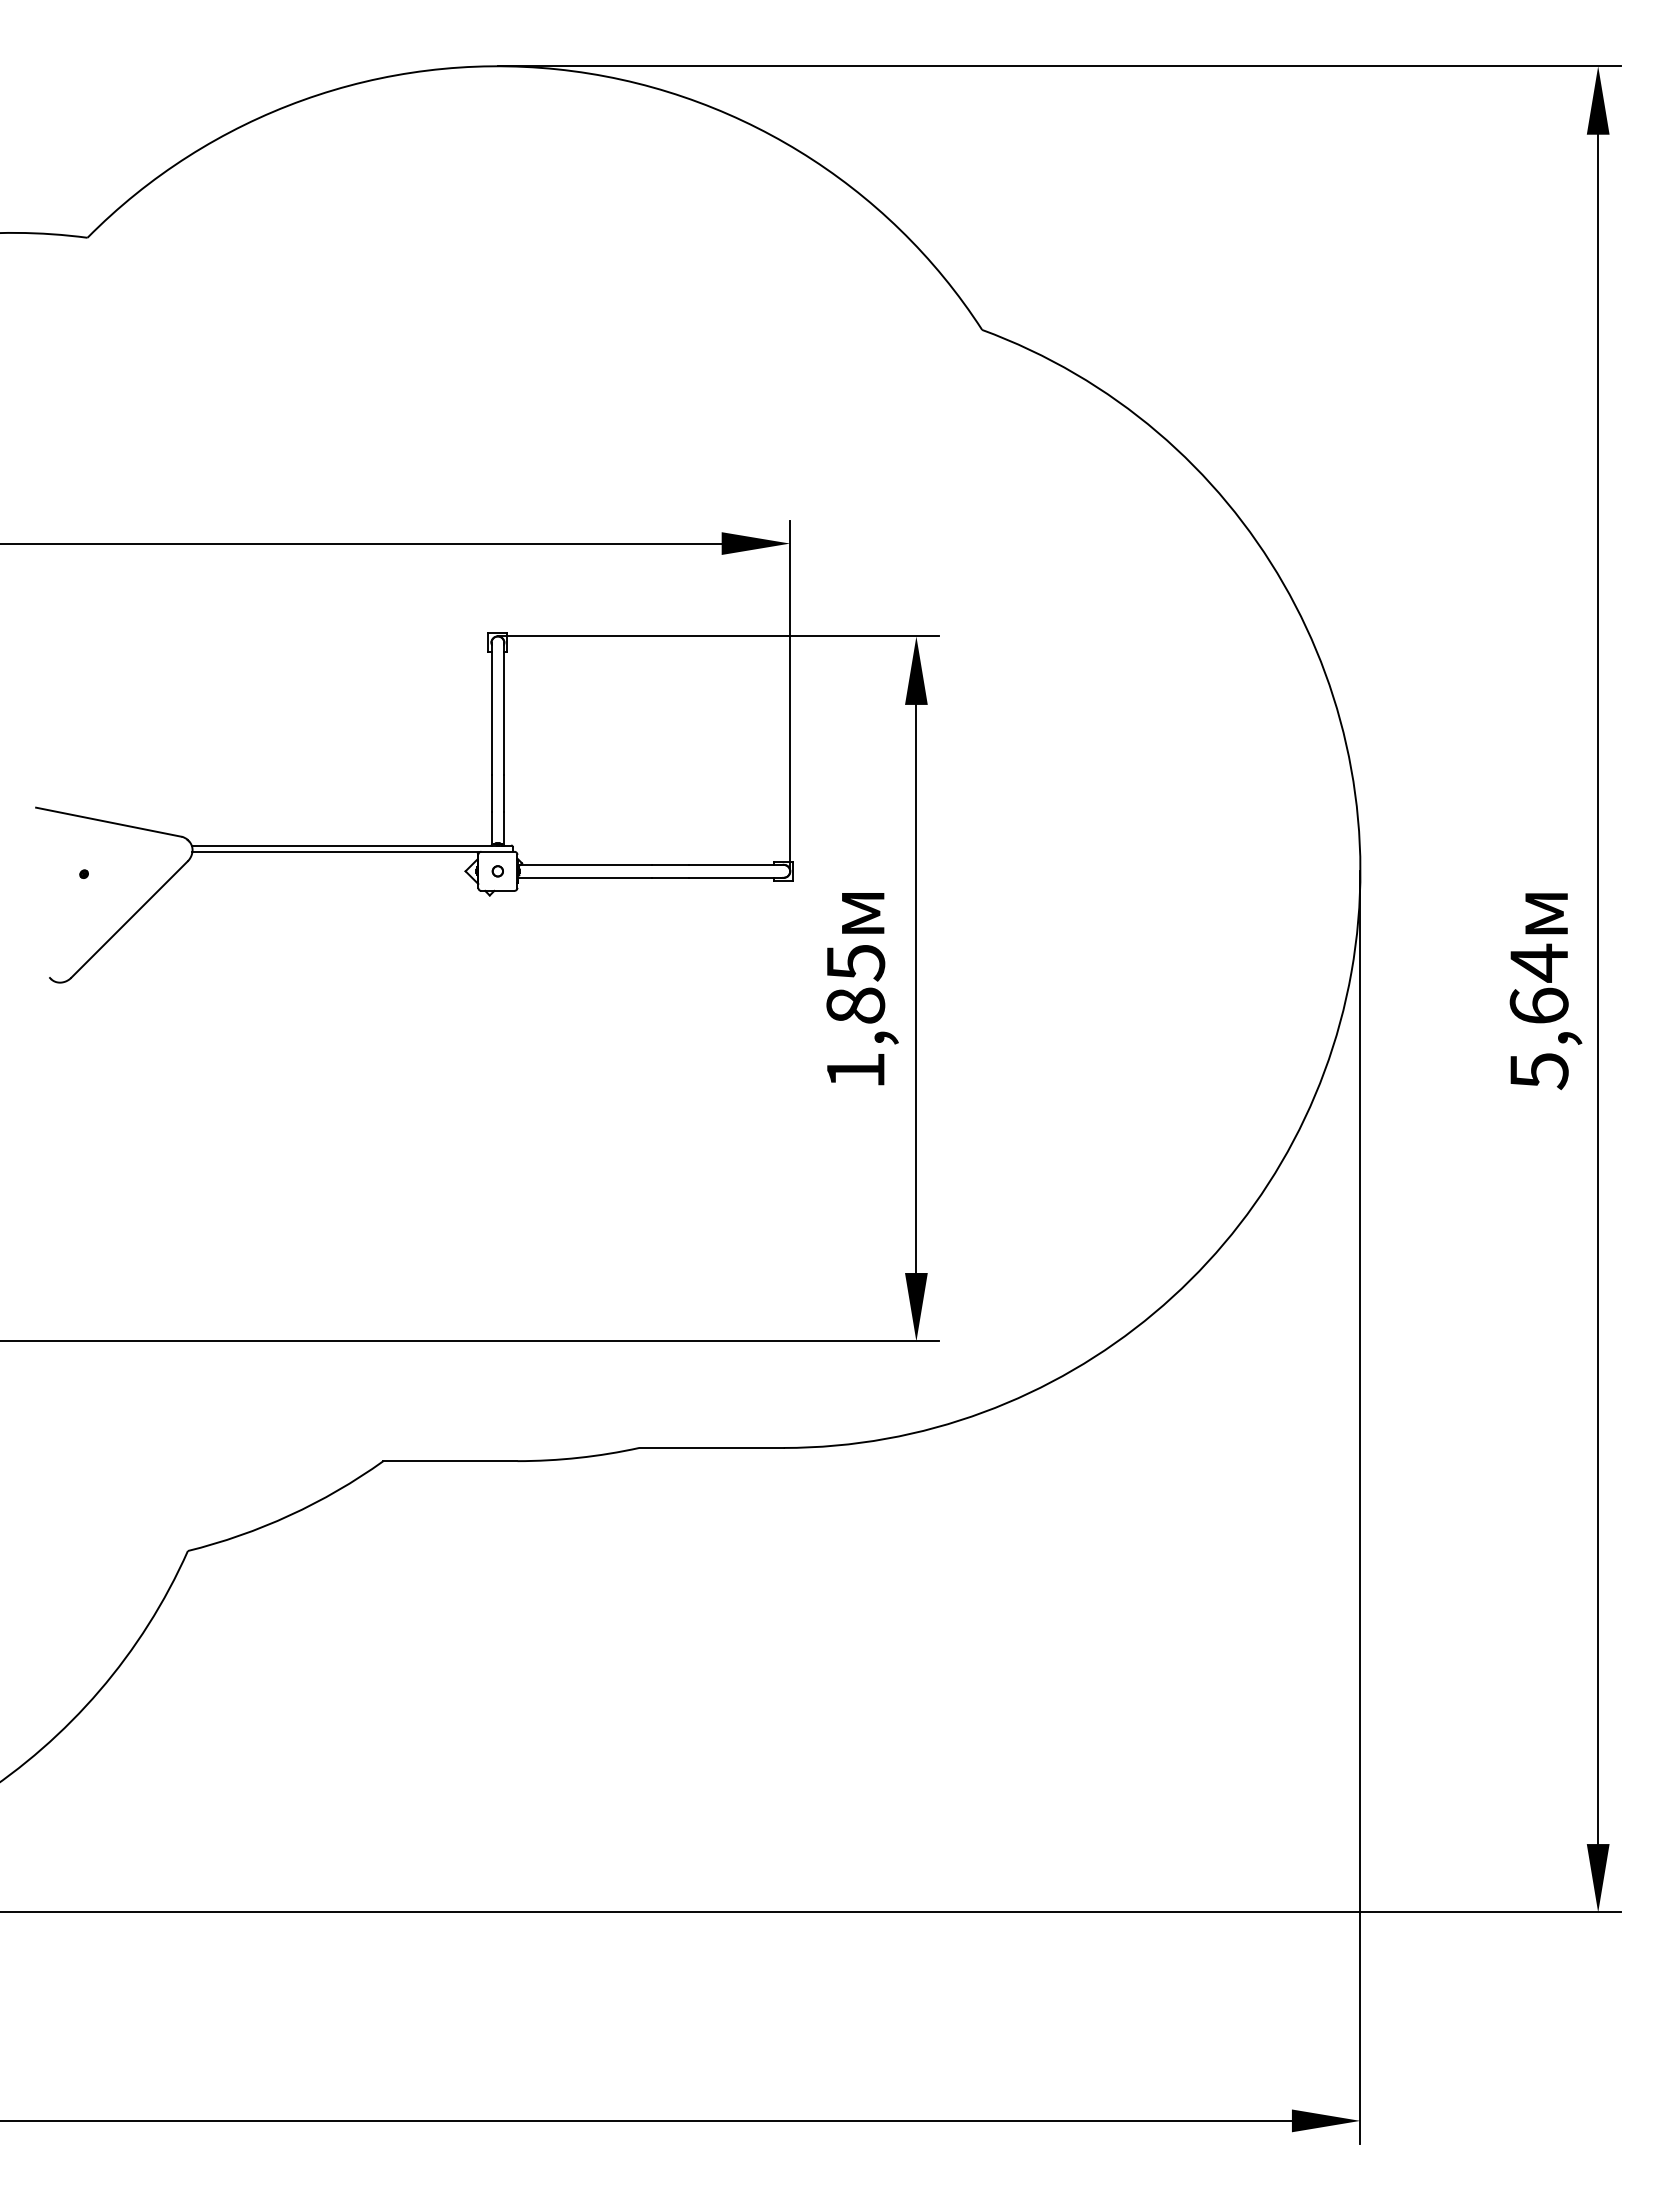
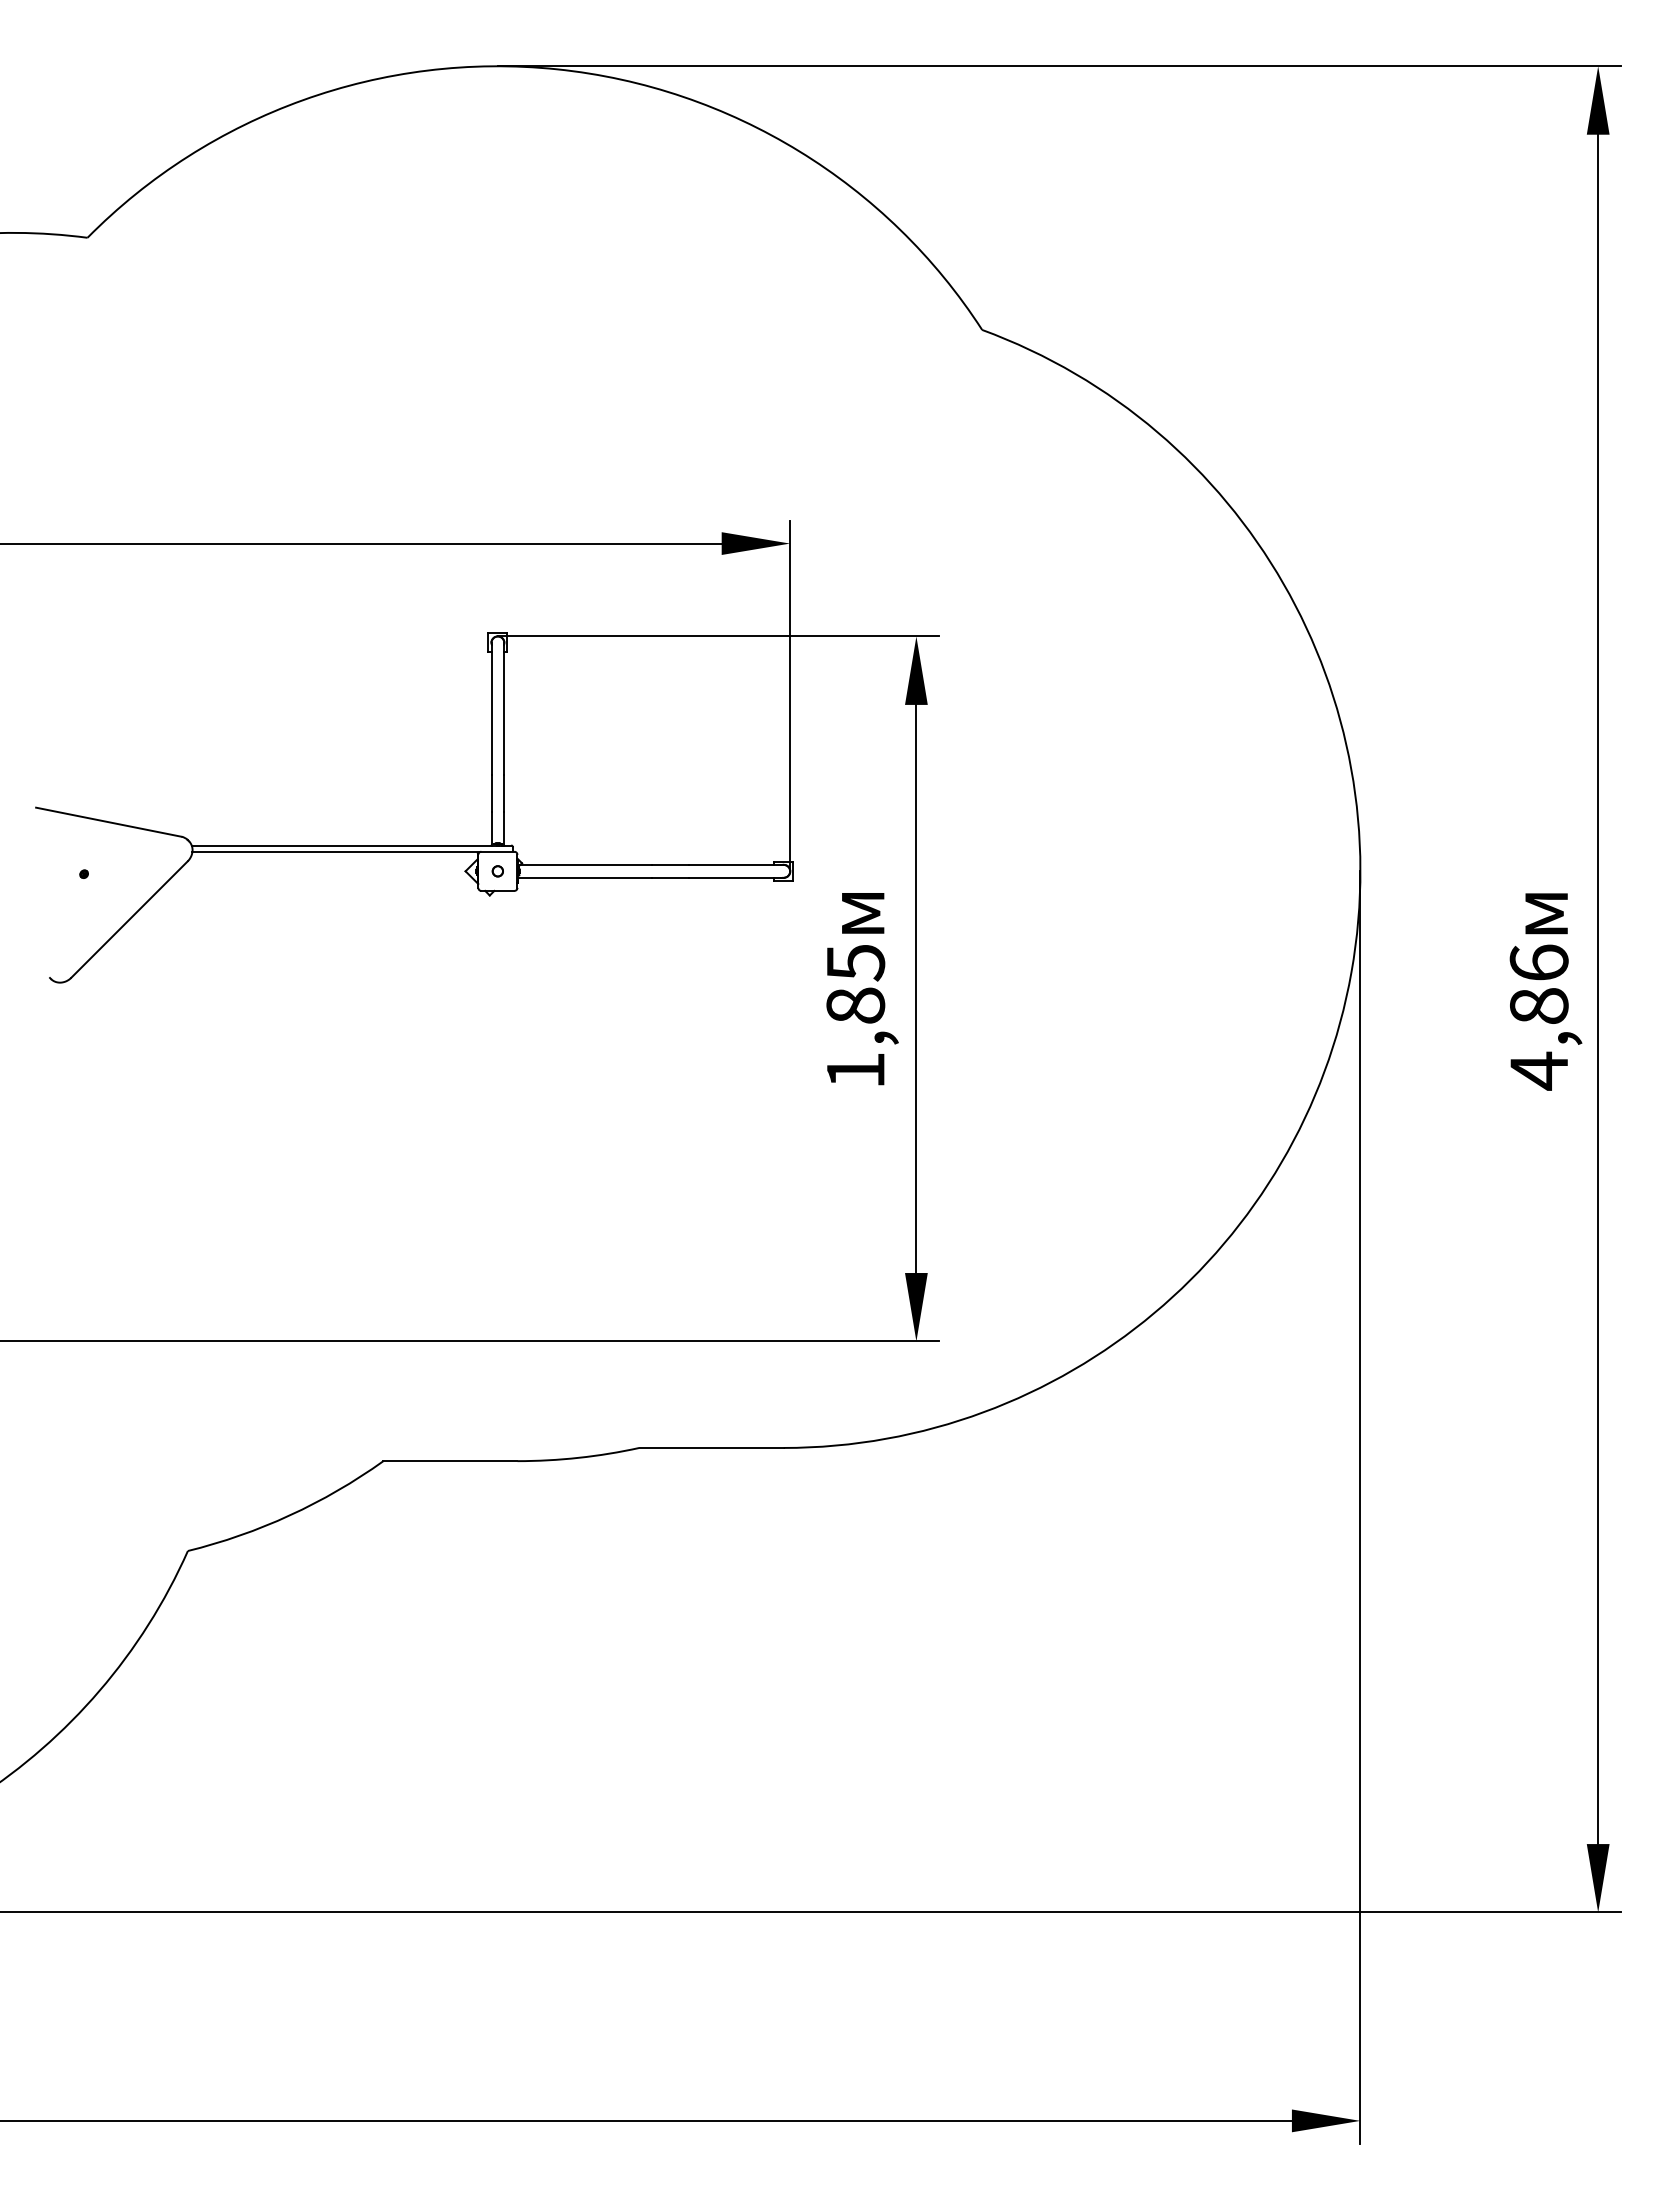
text: 5,64 -> 4,86 (1538, 1016)
